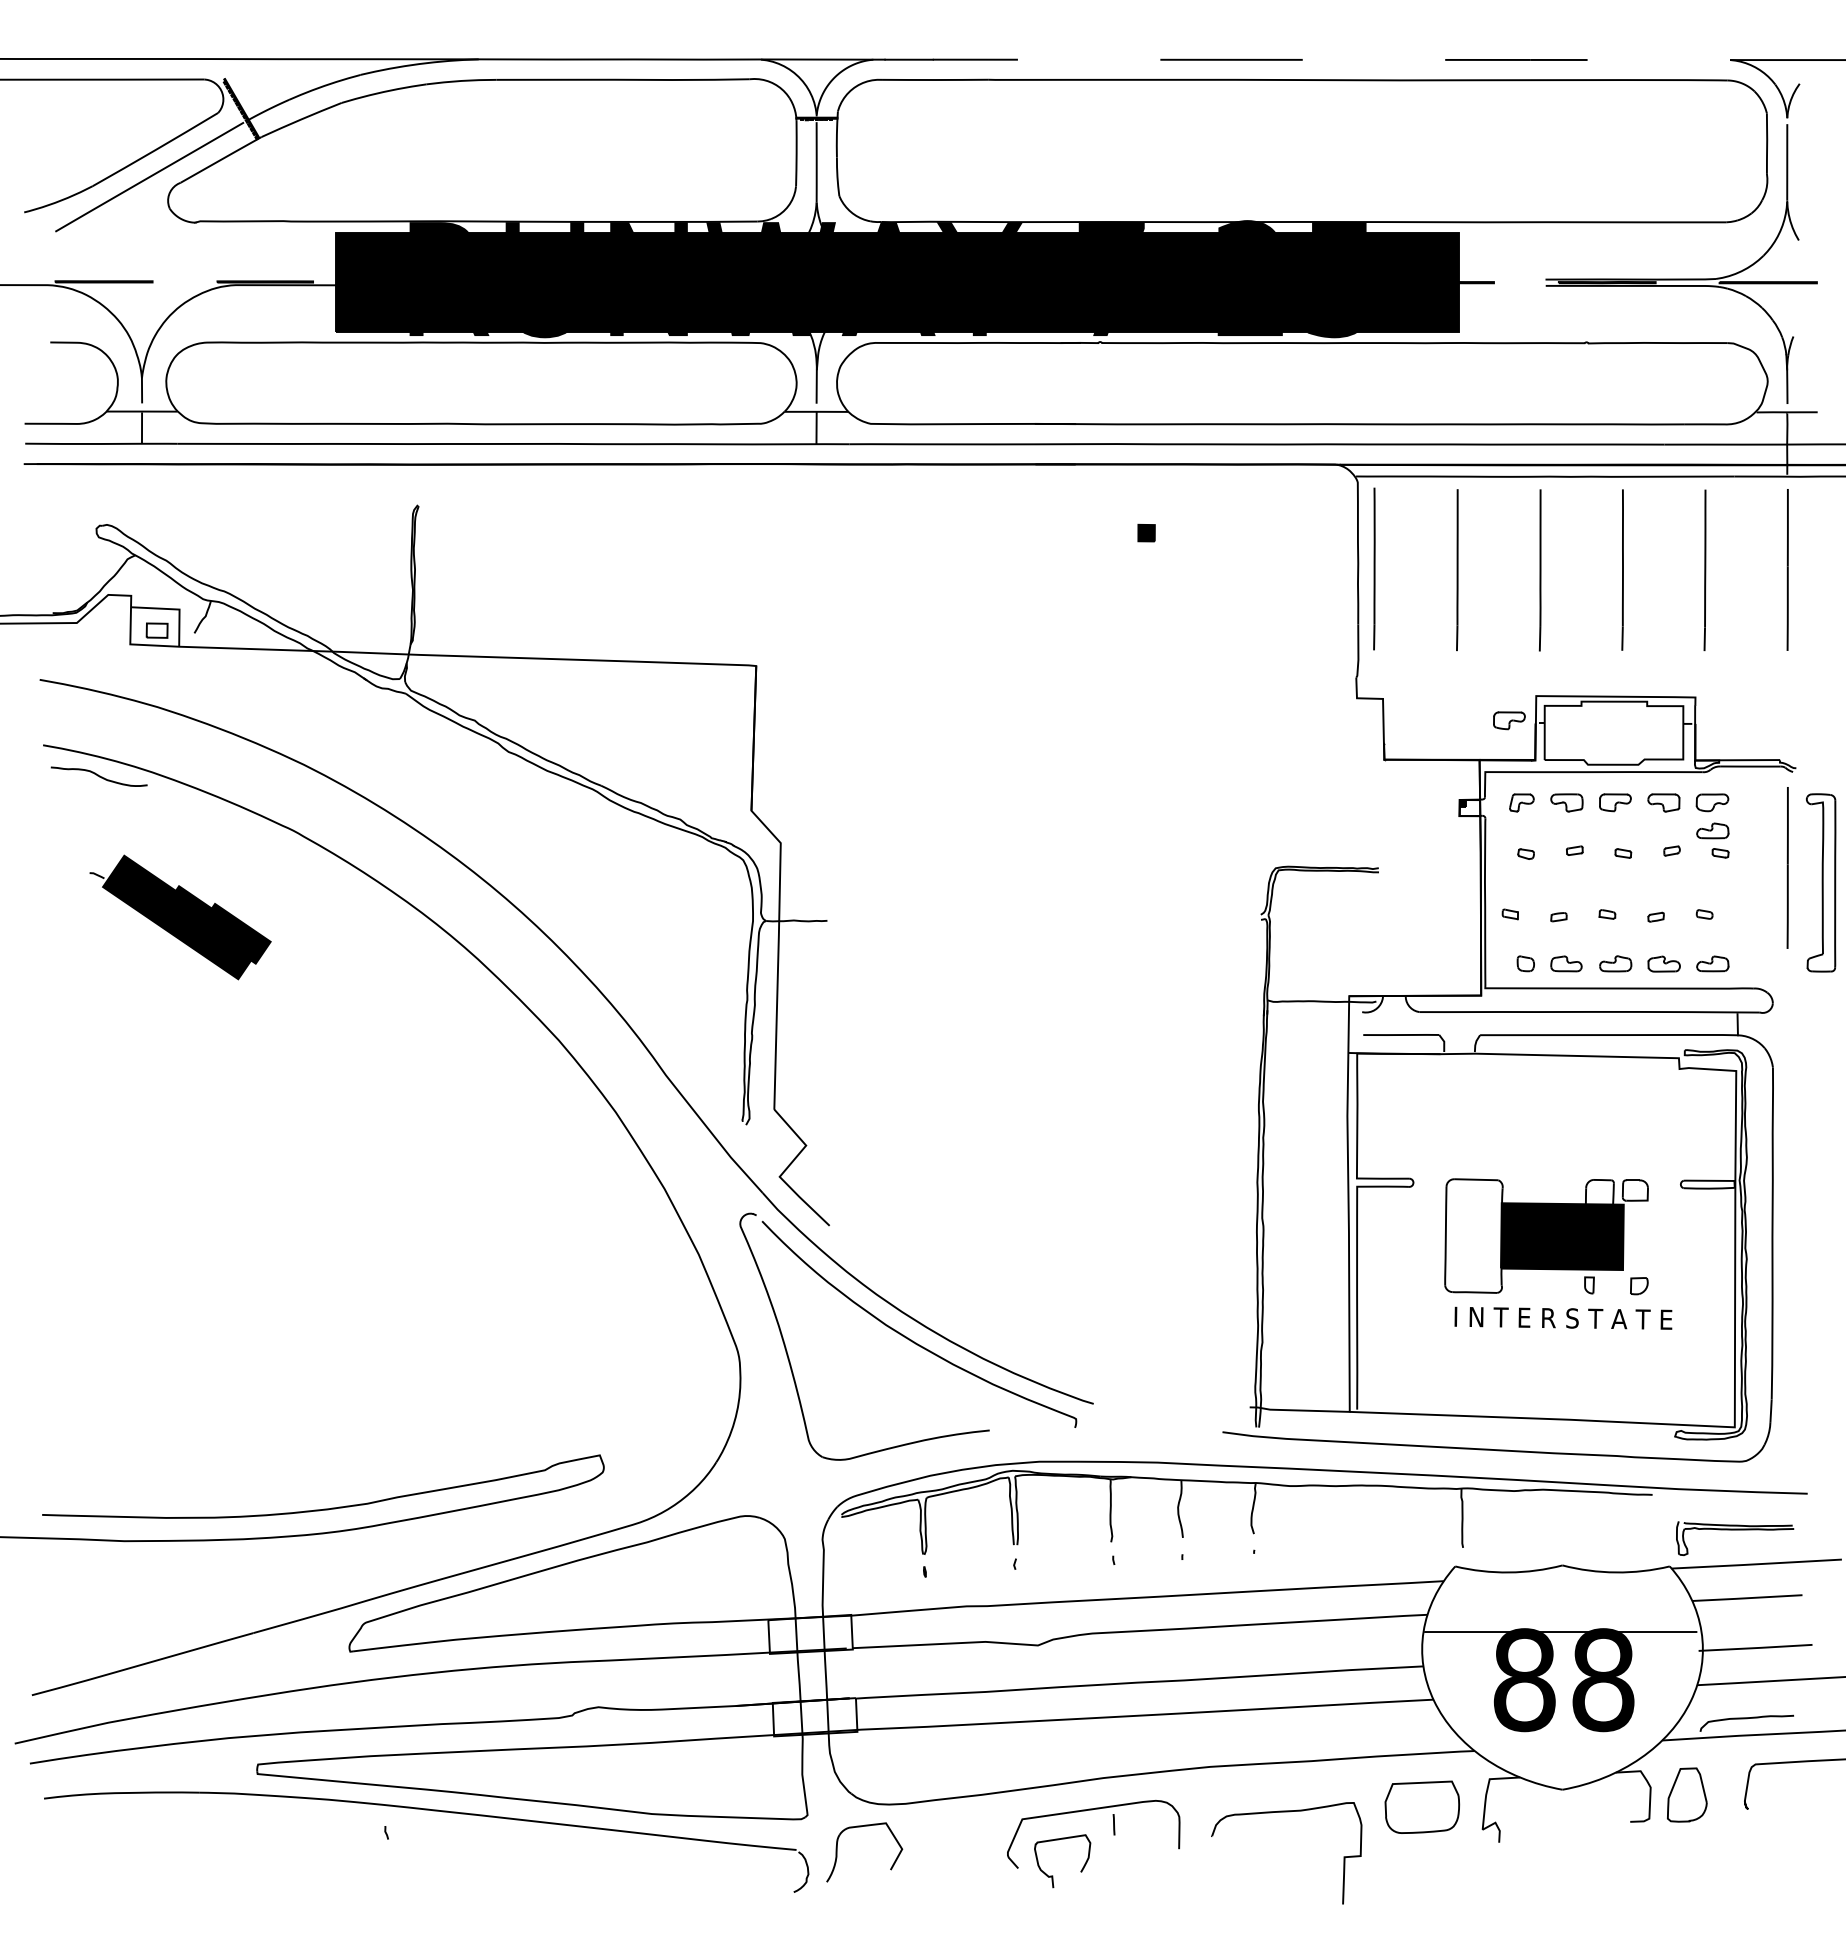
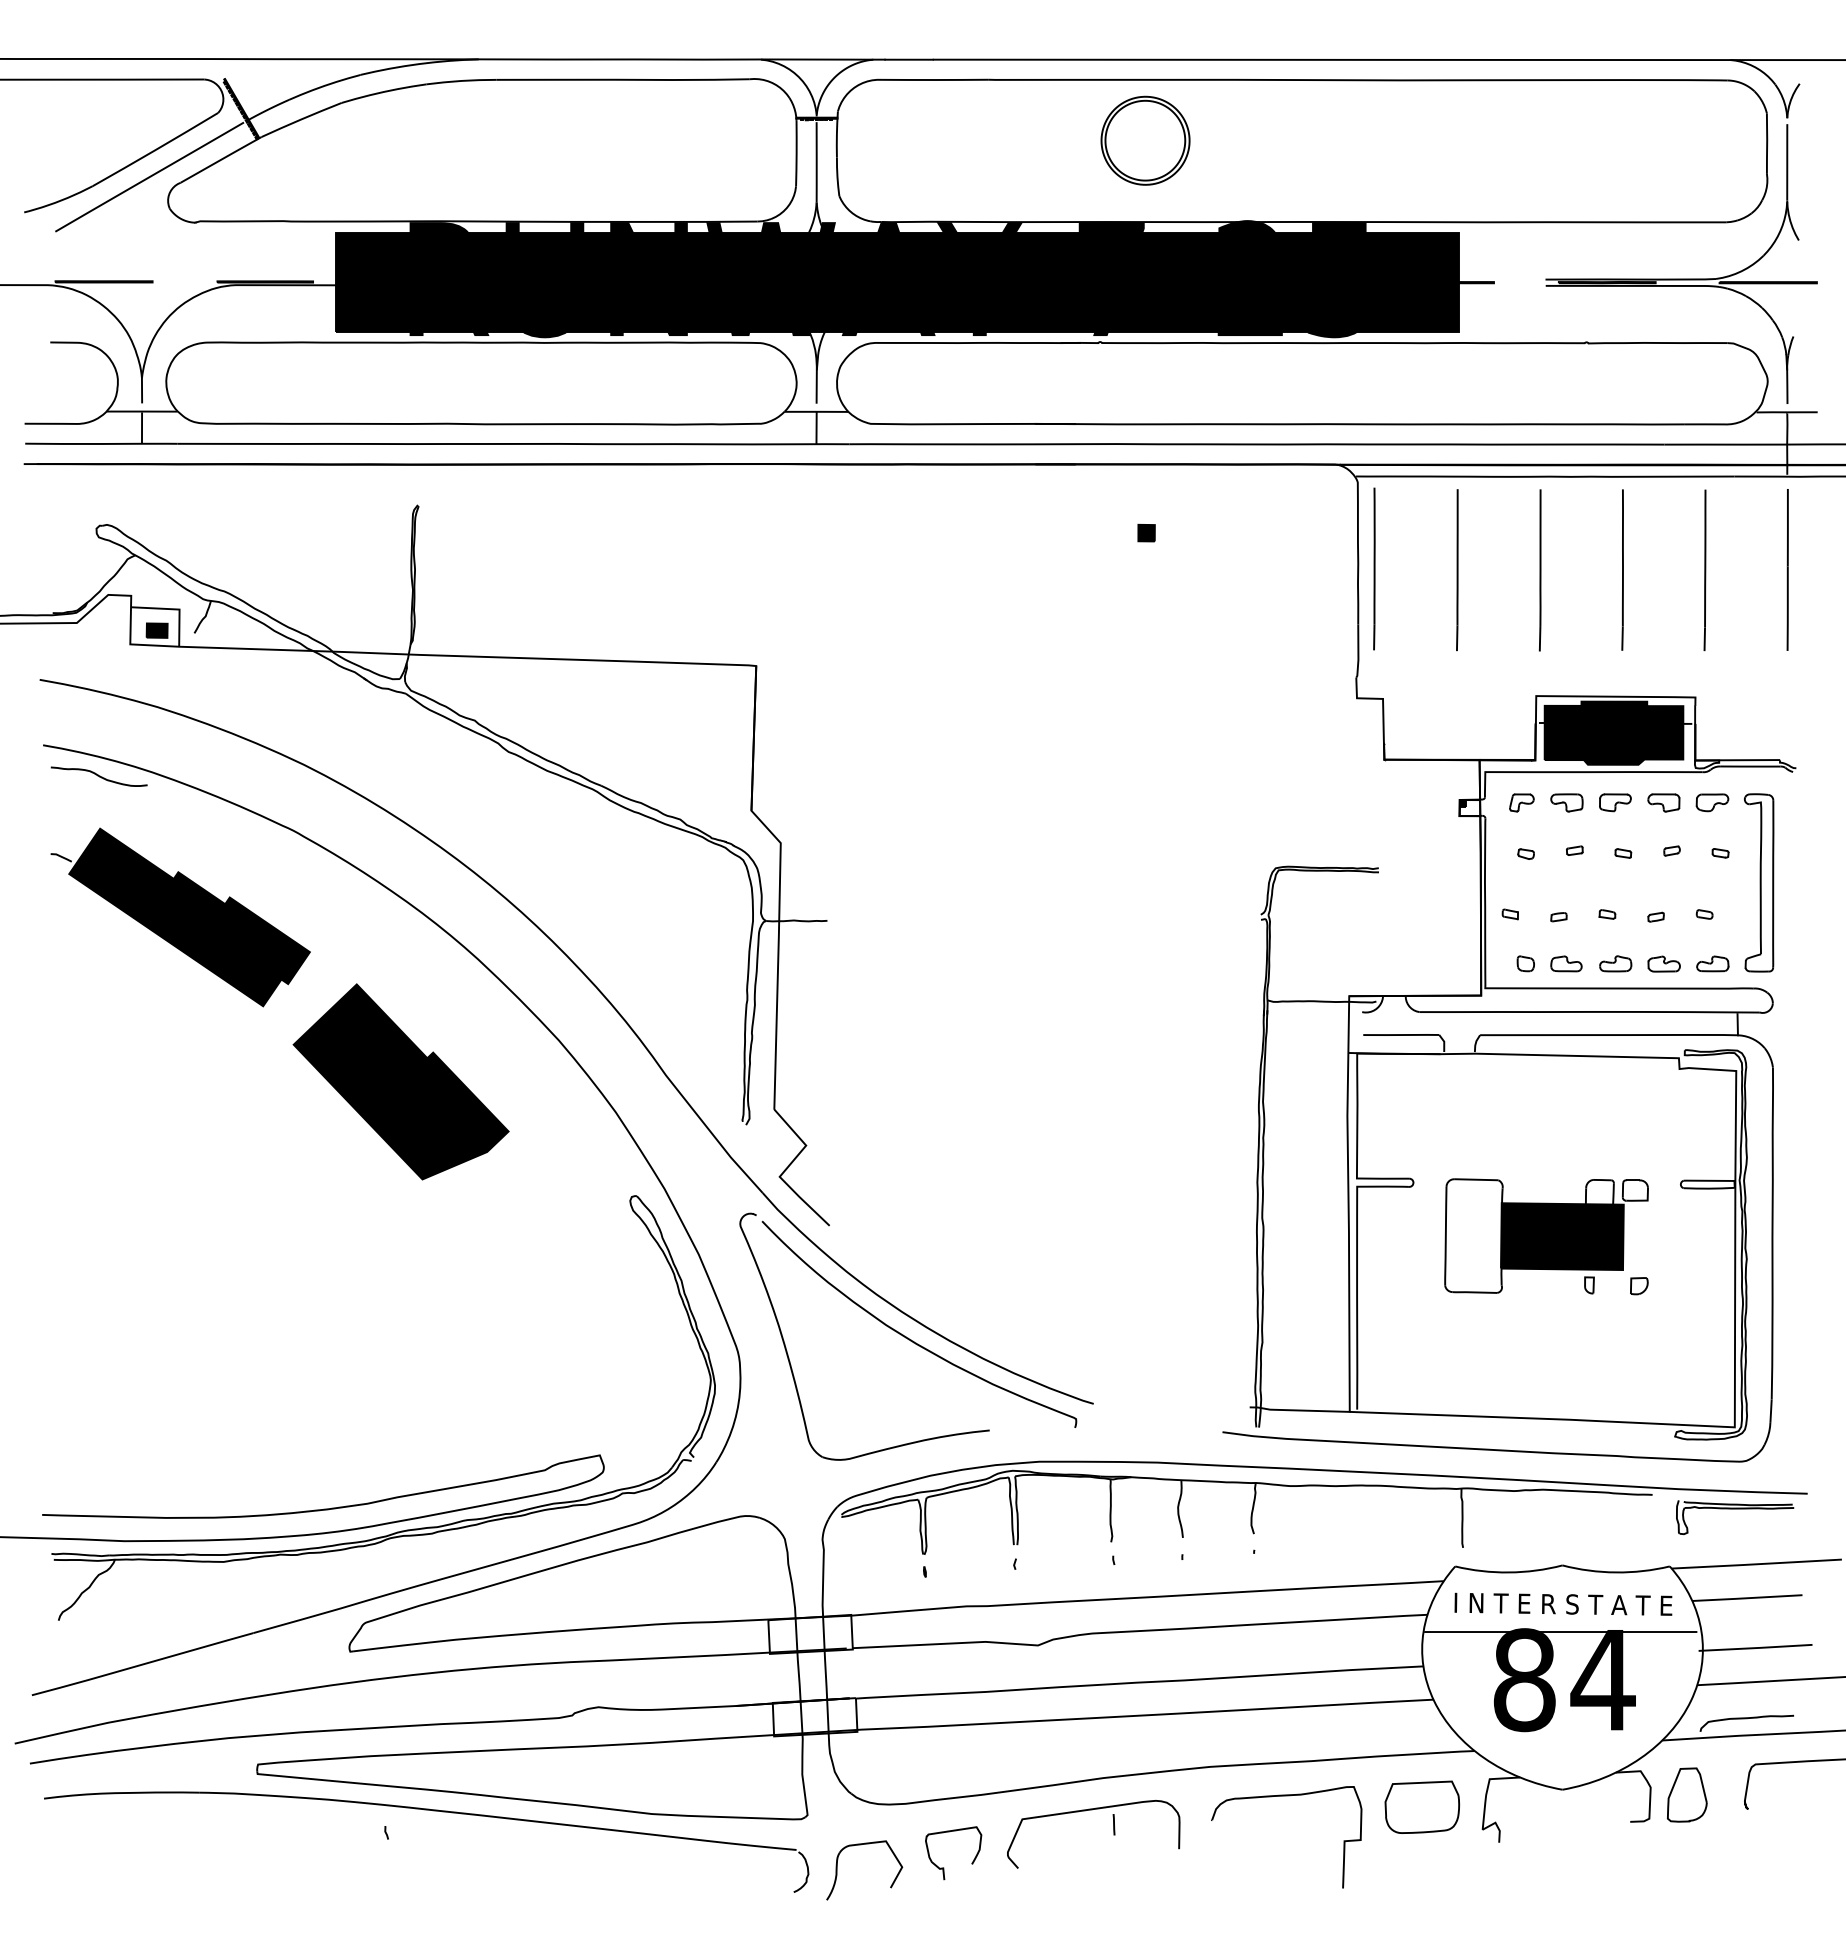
line: dashed -> solid (1389, 59)
part: none -> present (1145, 140)
fill: none -> present (156, 630)
part: present -> none (1509, 720)
fill: none -> present (1613, 732)
part: present -> none (1712, 830)
line: present -> none (1787, 867)
part position: (1821, 882) -> (1759, 882) (1759, 882)
part size: 183x127 px -> 261x181 px (180, 917)
fill: none -> present (400, 1081)
text position: (1563, 1317) -> (1563, 1603) (1563, 1603)
part: none -> present (406, 1529)
part position: (1735, 1530) -> (1735, 1509) (1735, 1509)
text: 88 -> 84 (1602, 1680)
curve position: (1286, 1812) -> (1286, 1796) (1286, 1796)
part position: (861, 1827) -> (861, 1845) (861, 1845)
curve position: (1052, 1875) -> (943, 1867) (943, 1867)
